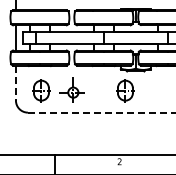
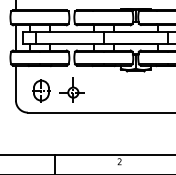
line: dashed -> solid (15, 83)
part: present -> none (125, 90)
line: dashed -> solid (101, 112)
